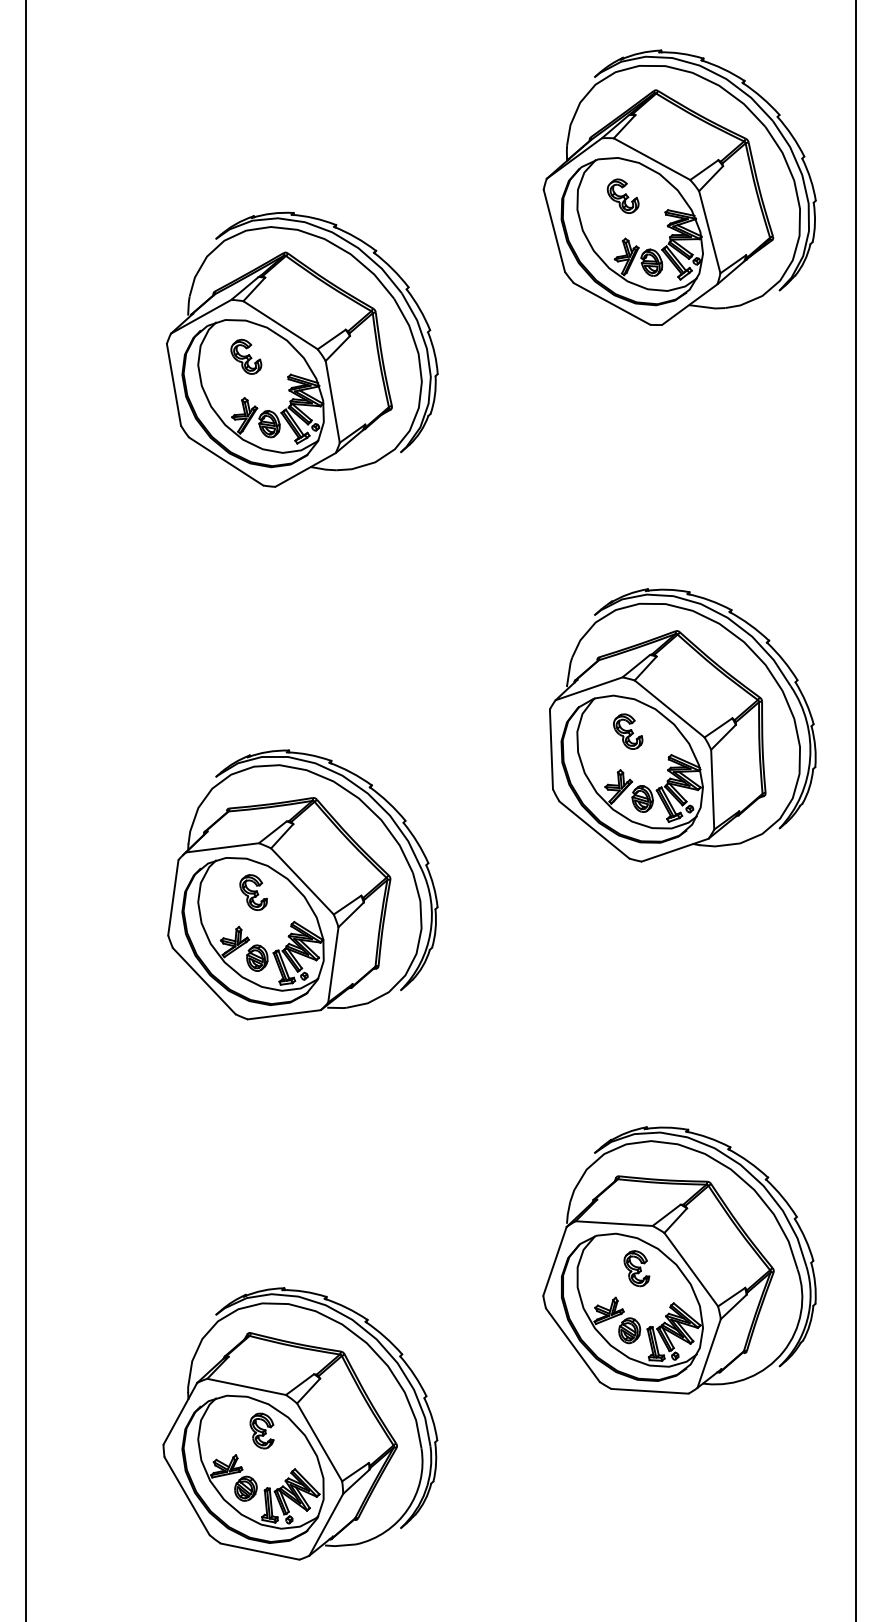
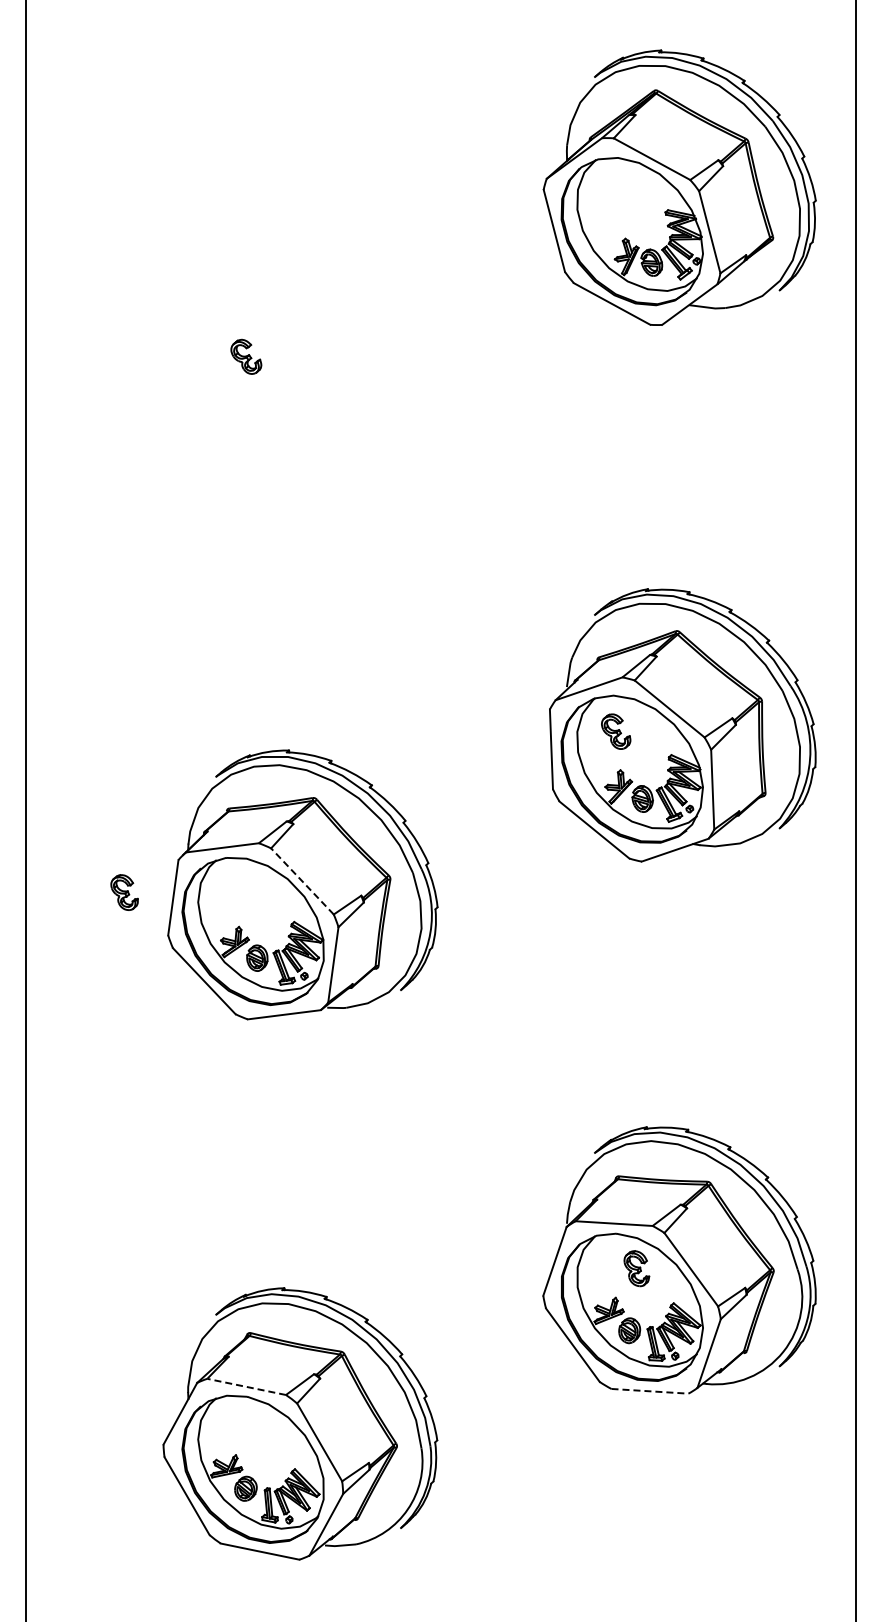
part: present -> none (622, 195)
part: present -> none (302, 349)
part position: (628, 731) -> (616, 731) (616, 731)
line: solid -> dashed (302, 881)
part position: (253, 892) -> (124, 892) (124, 892)
line: solid -> dashed (246, 1386)
line: solid -> dashed (649, 1391)
part: present -> none (261, 1430)
